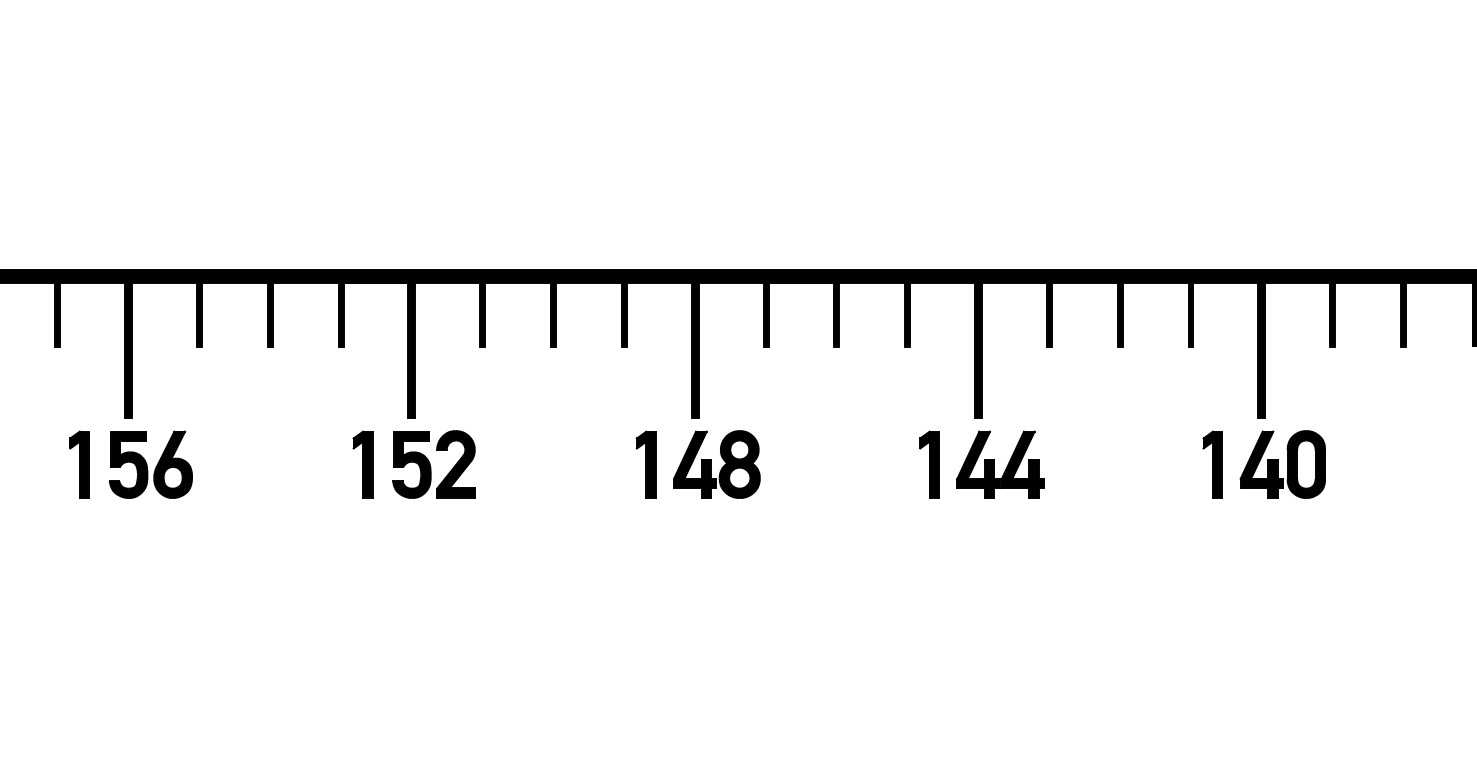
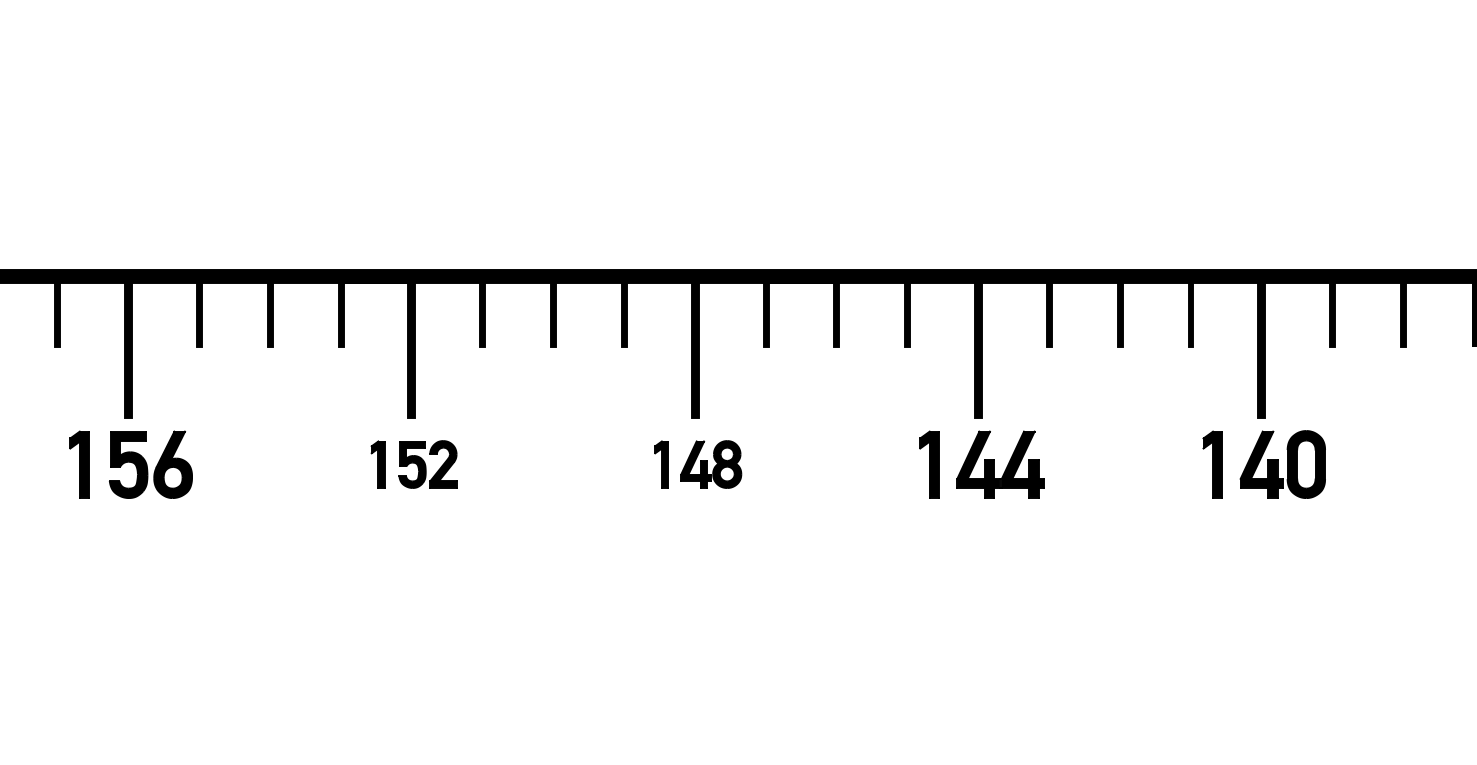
part size: 124x69 px -> 88x49 px (413, 464)
part size: 126x69 px -> 89x49 px (698, 464)
